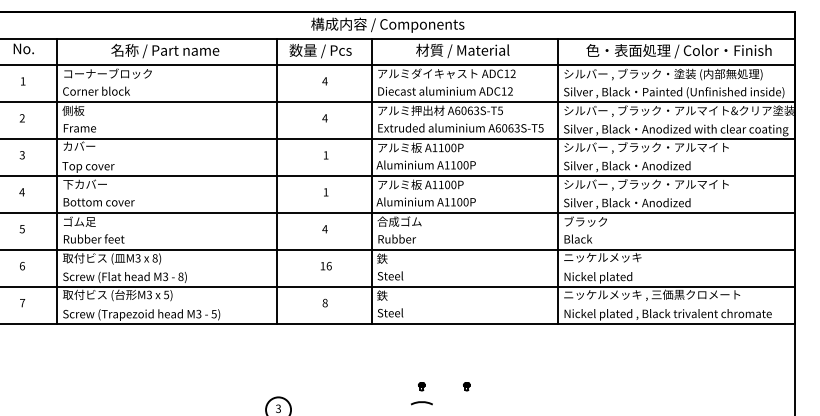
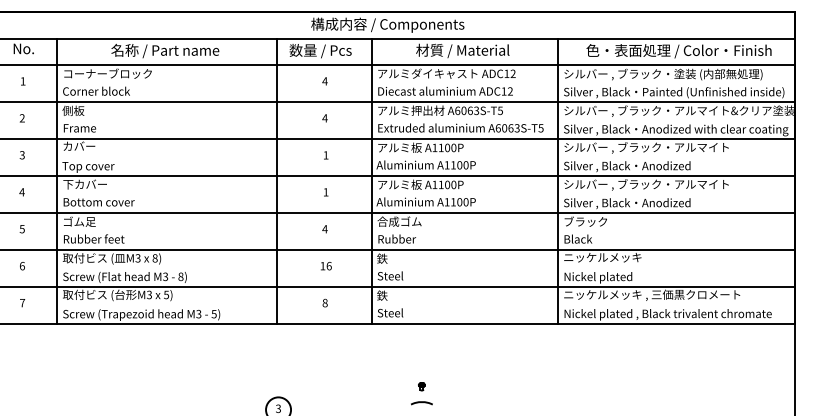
part: present -> none (466, 386)
